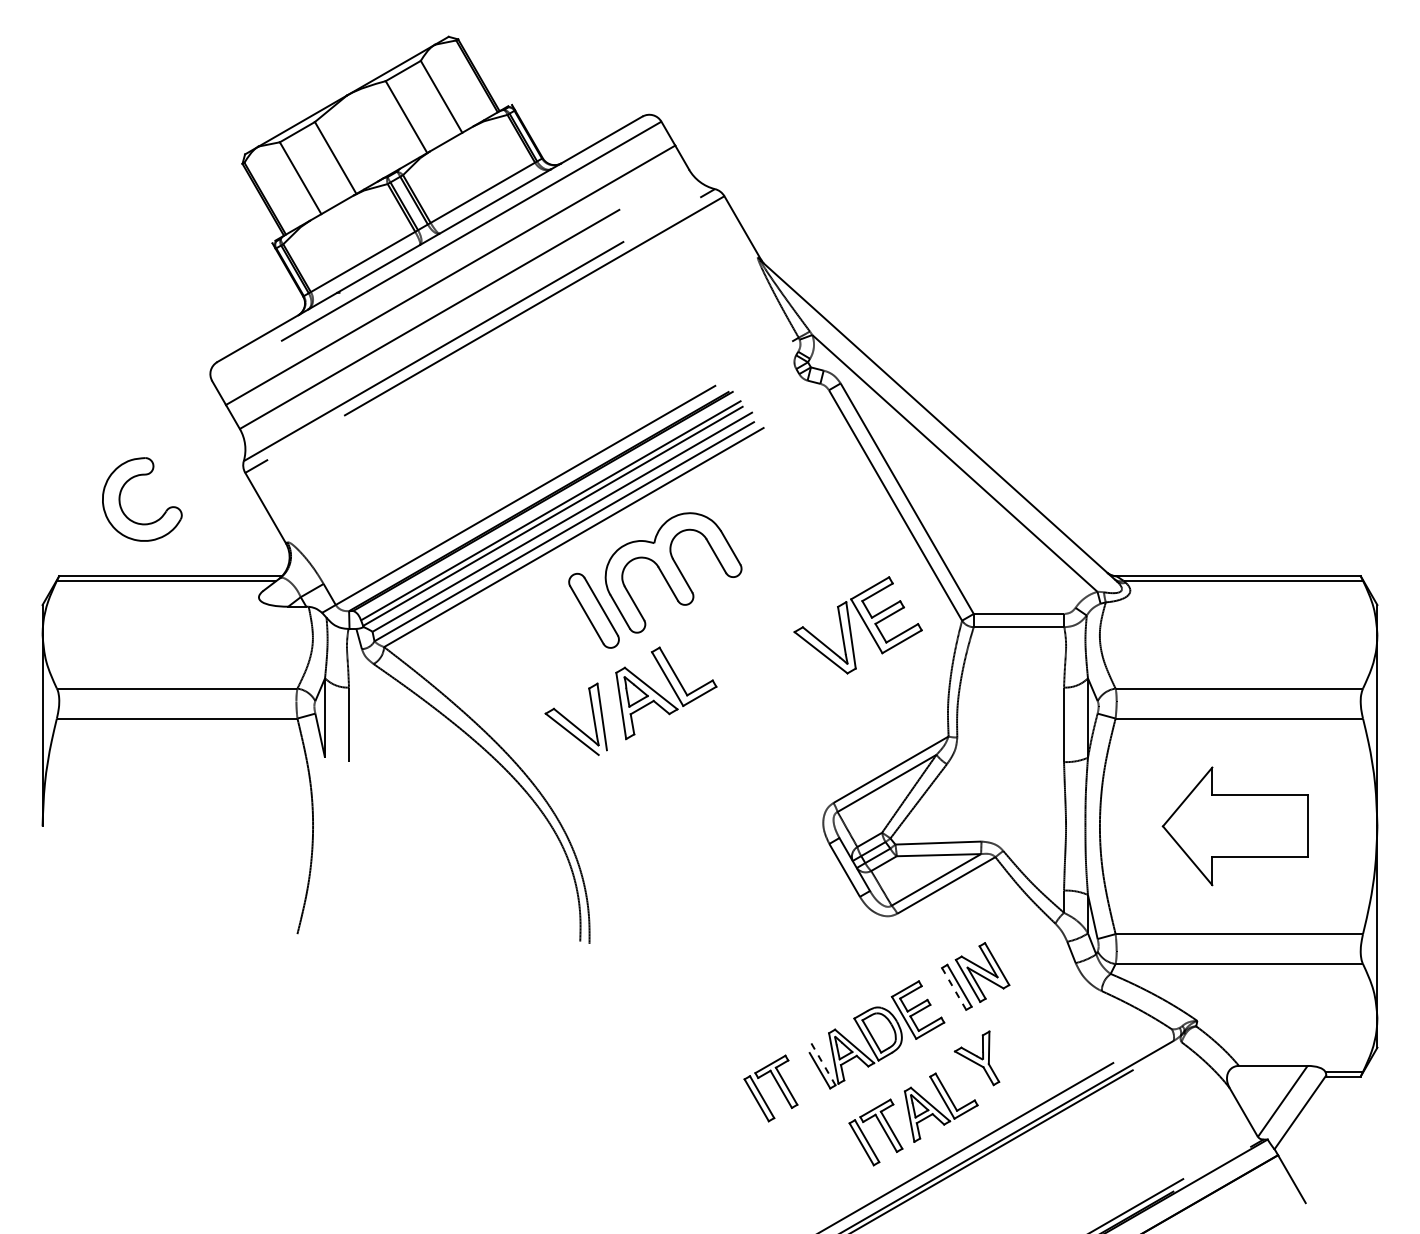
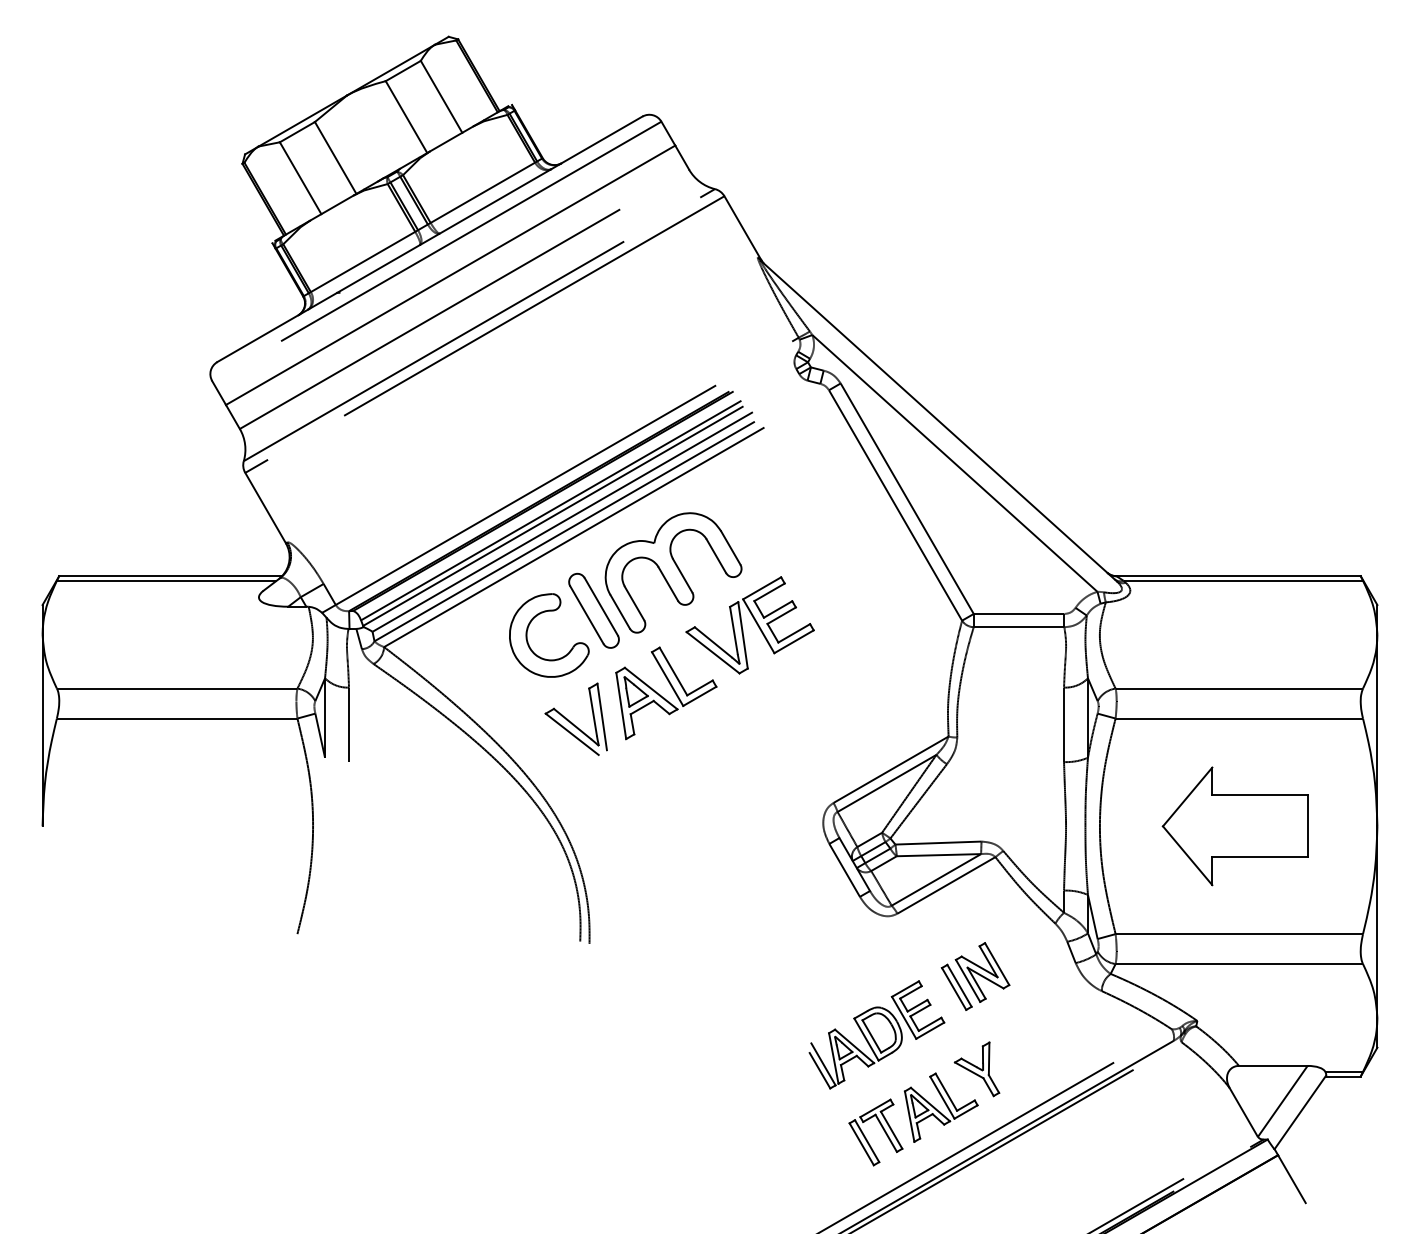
part position: (121, 493) -> (528, 629) (528, 629)
part position: (863, 622) -> (755, 622) (755, 622)
line: dashed -> solid (953, 988)
part position: (976, 1058) -> (976, 1069) (976, 1069)
line: dashed -> solid (823, 1064)
part: present -> none (776, 1083)
